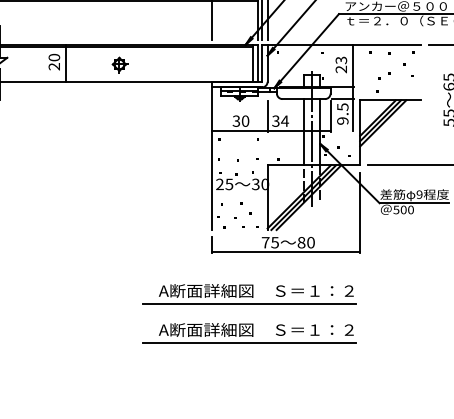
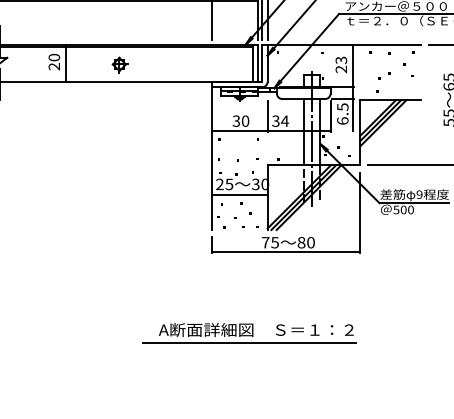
text: 9.5 -> 6.5 (342, 120)
line: none -> present (239, 194)
part: present -> none (249, 294)
